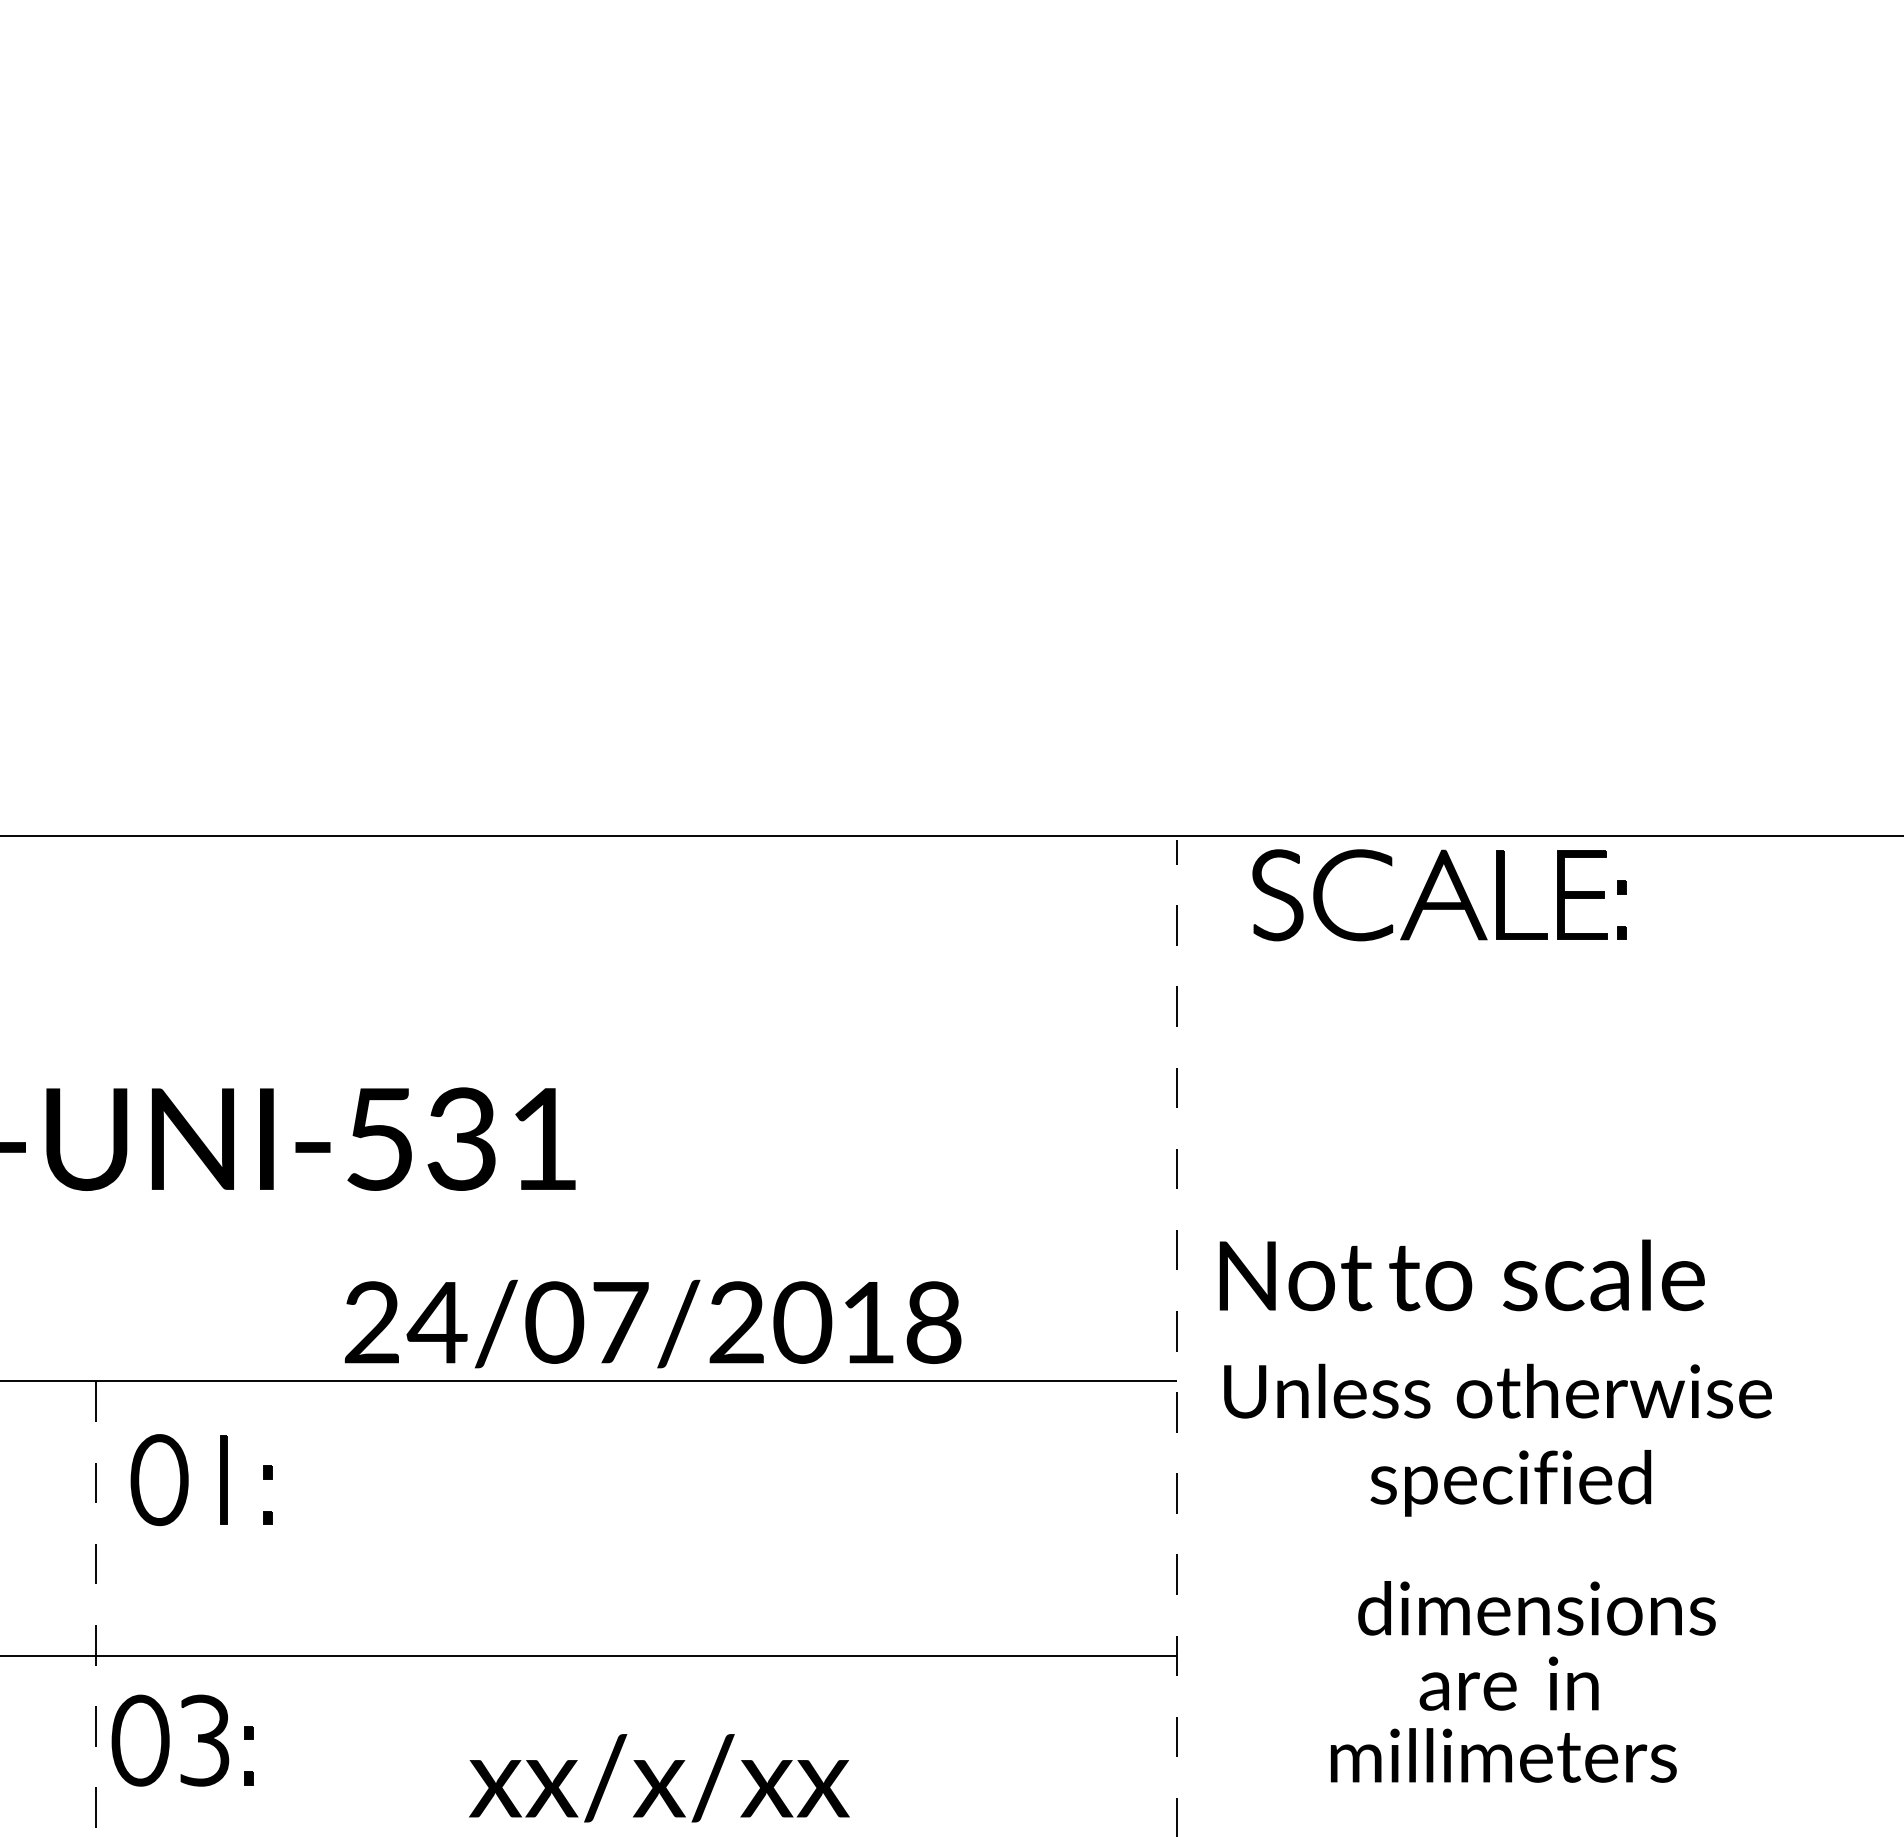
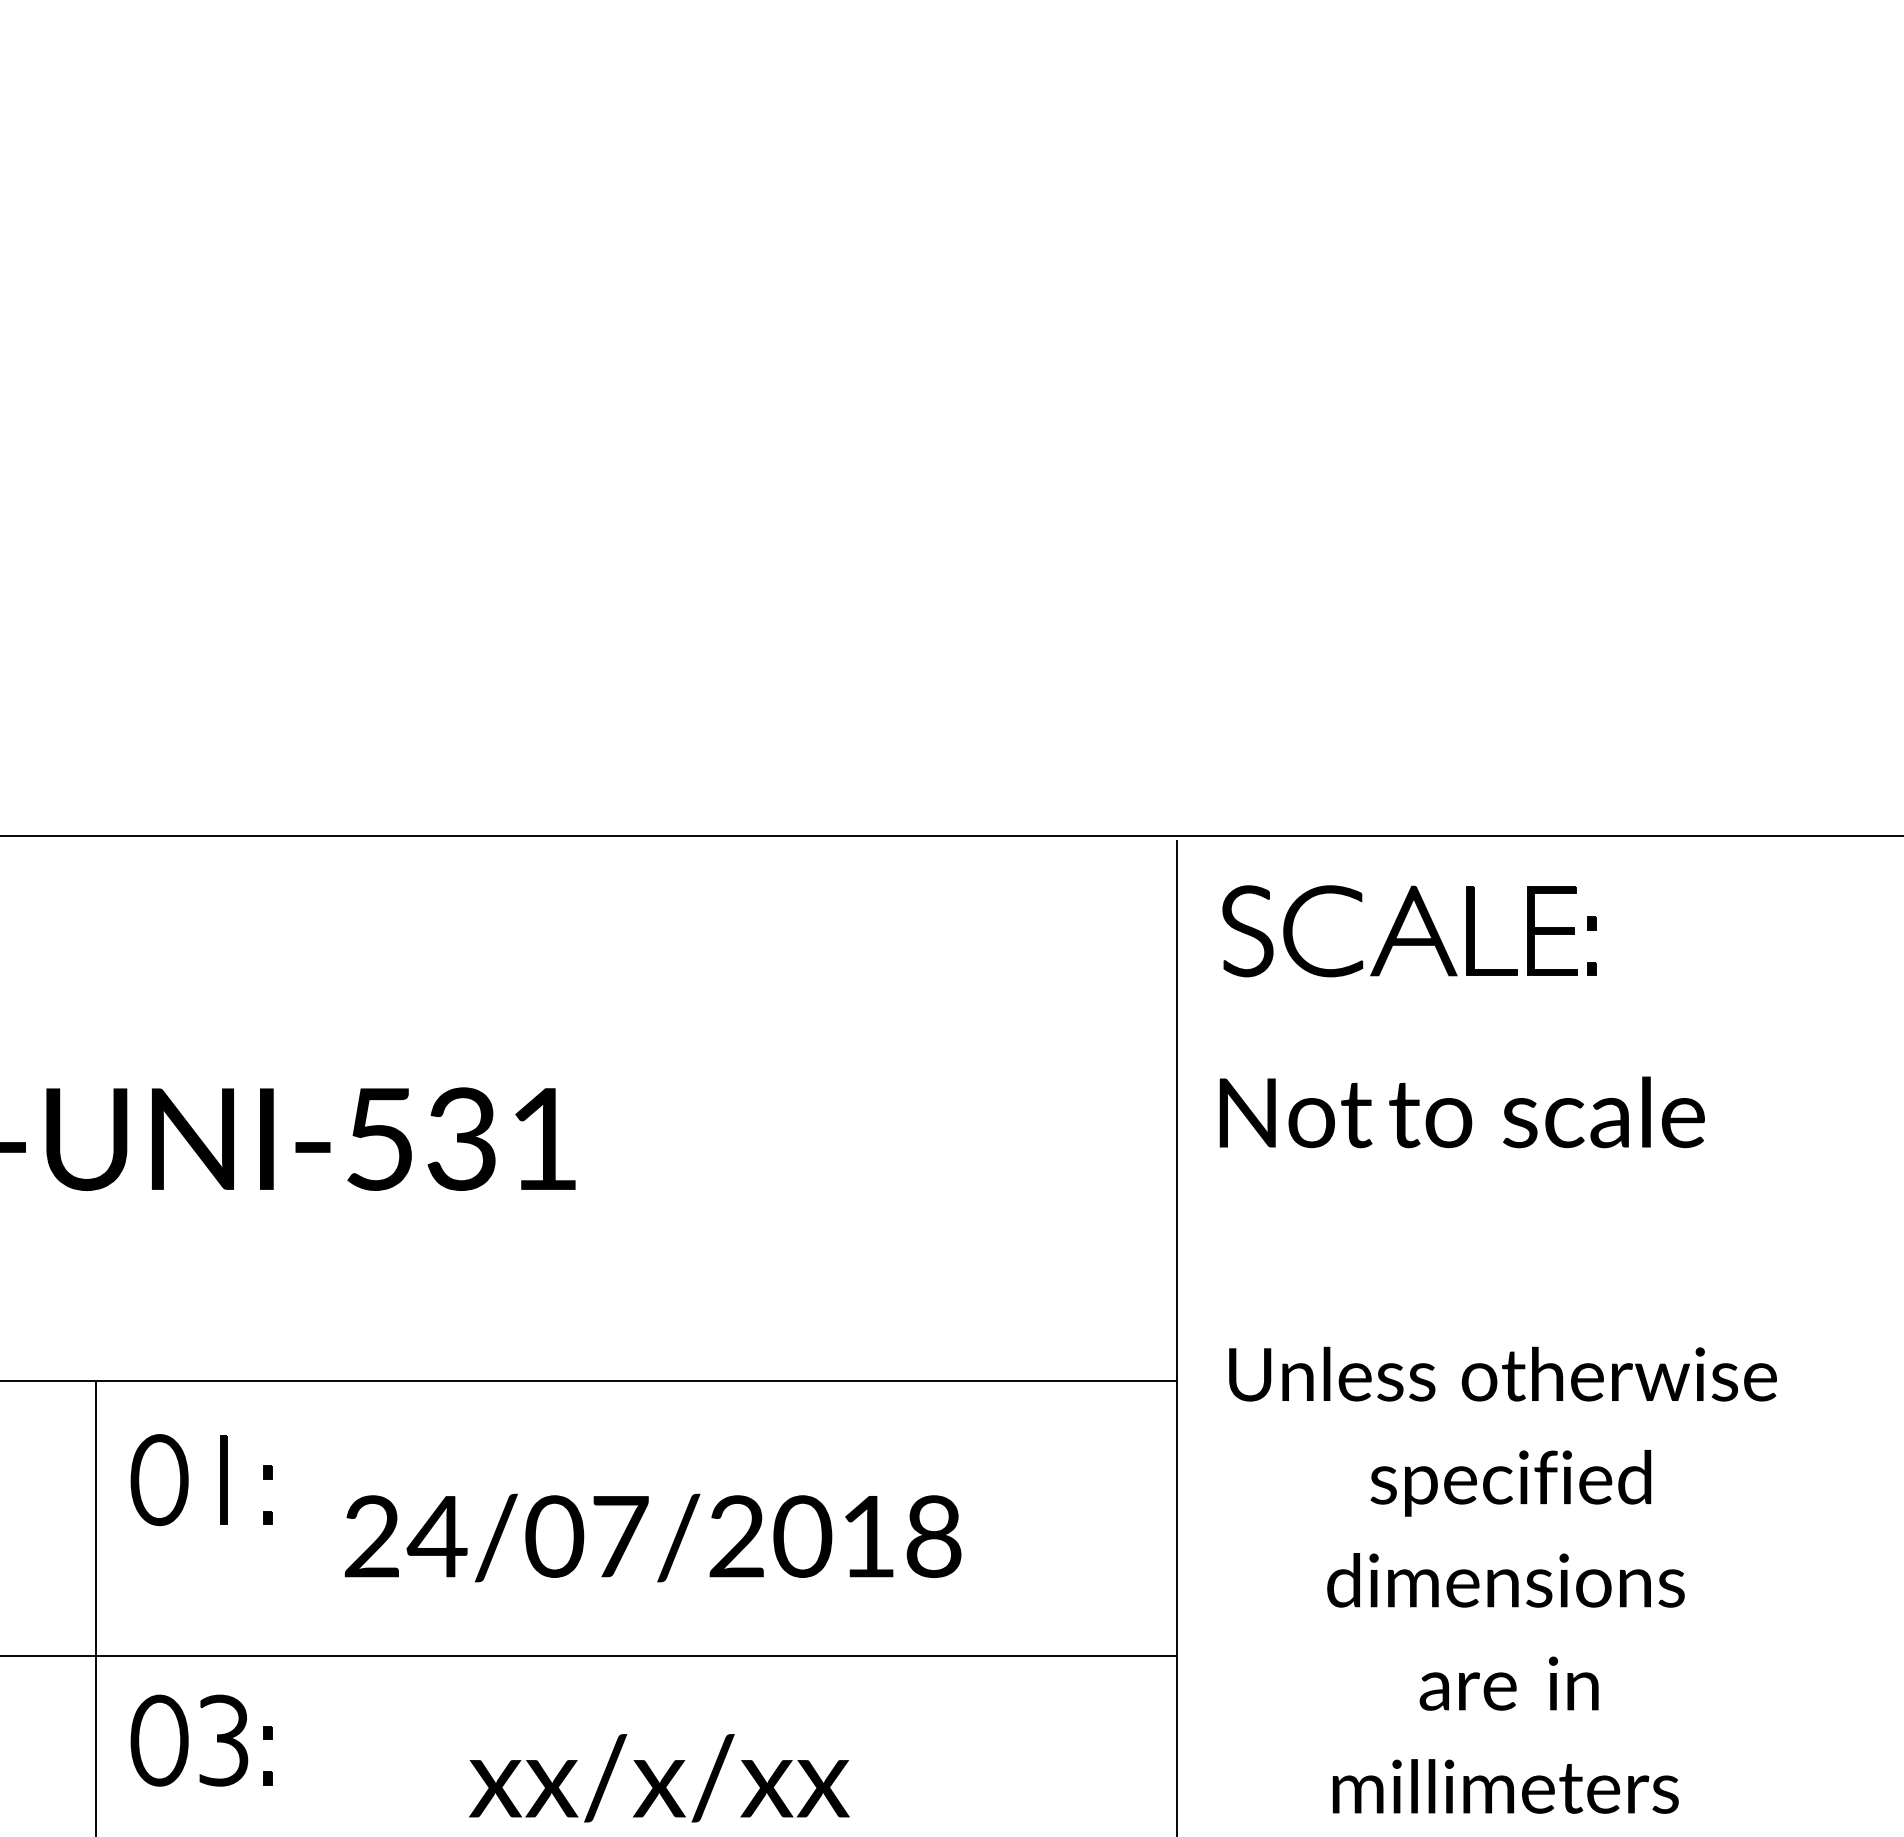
part position: (1439, 895) -> (1409, 931) (1409, 931)
text position: (1461, 1275) -> (1461, 1112) (1461, 1112)
text position: (652, 1323) -> (652, 1537) (652, 1537)
line: dashed -> solid (1177, 1337)
text position: (1497, 1390) -> (1502, 1373) (1502, 1373)
text position: (1536, 1608) -> (1505, 1580) (1505, 1580)
line: dashed -> solid (96, 1609)
part position: (169, 1740) -> (188, 1740) (188, 1740)
text position: (1503, 1755) -> (1505, 1786) (1505, 1786)
